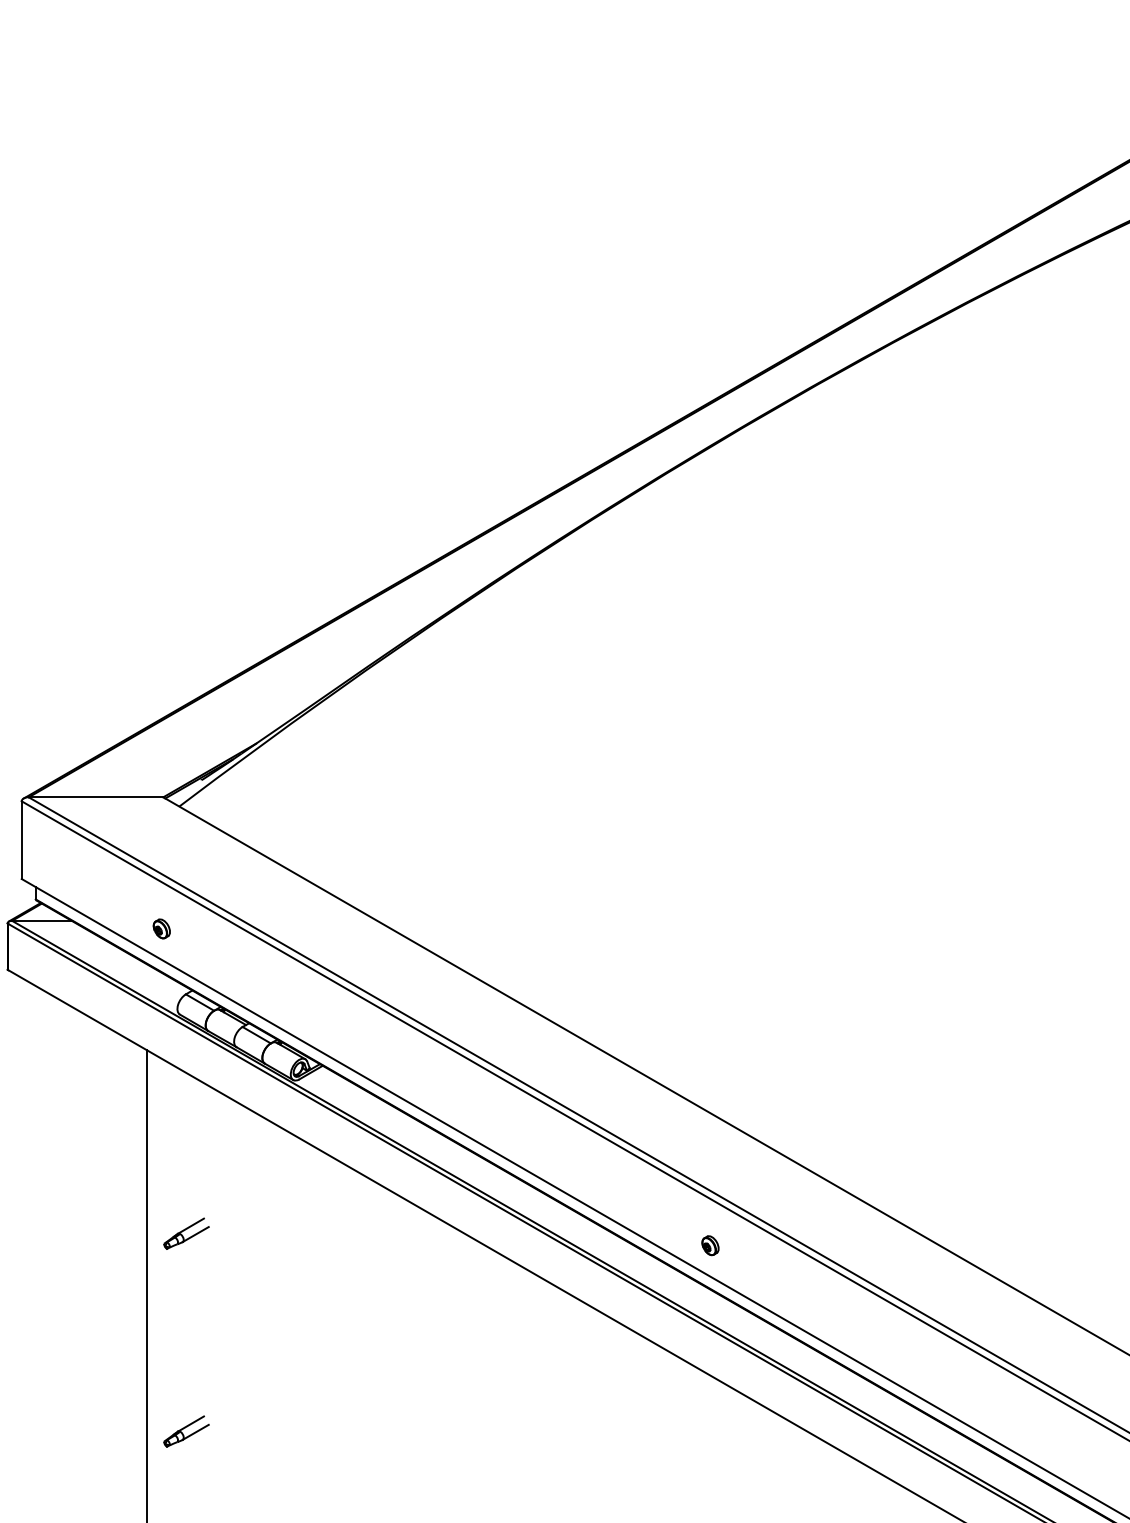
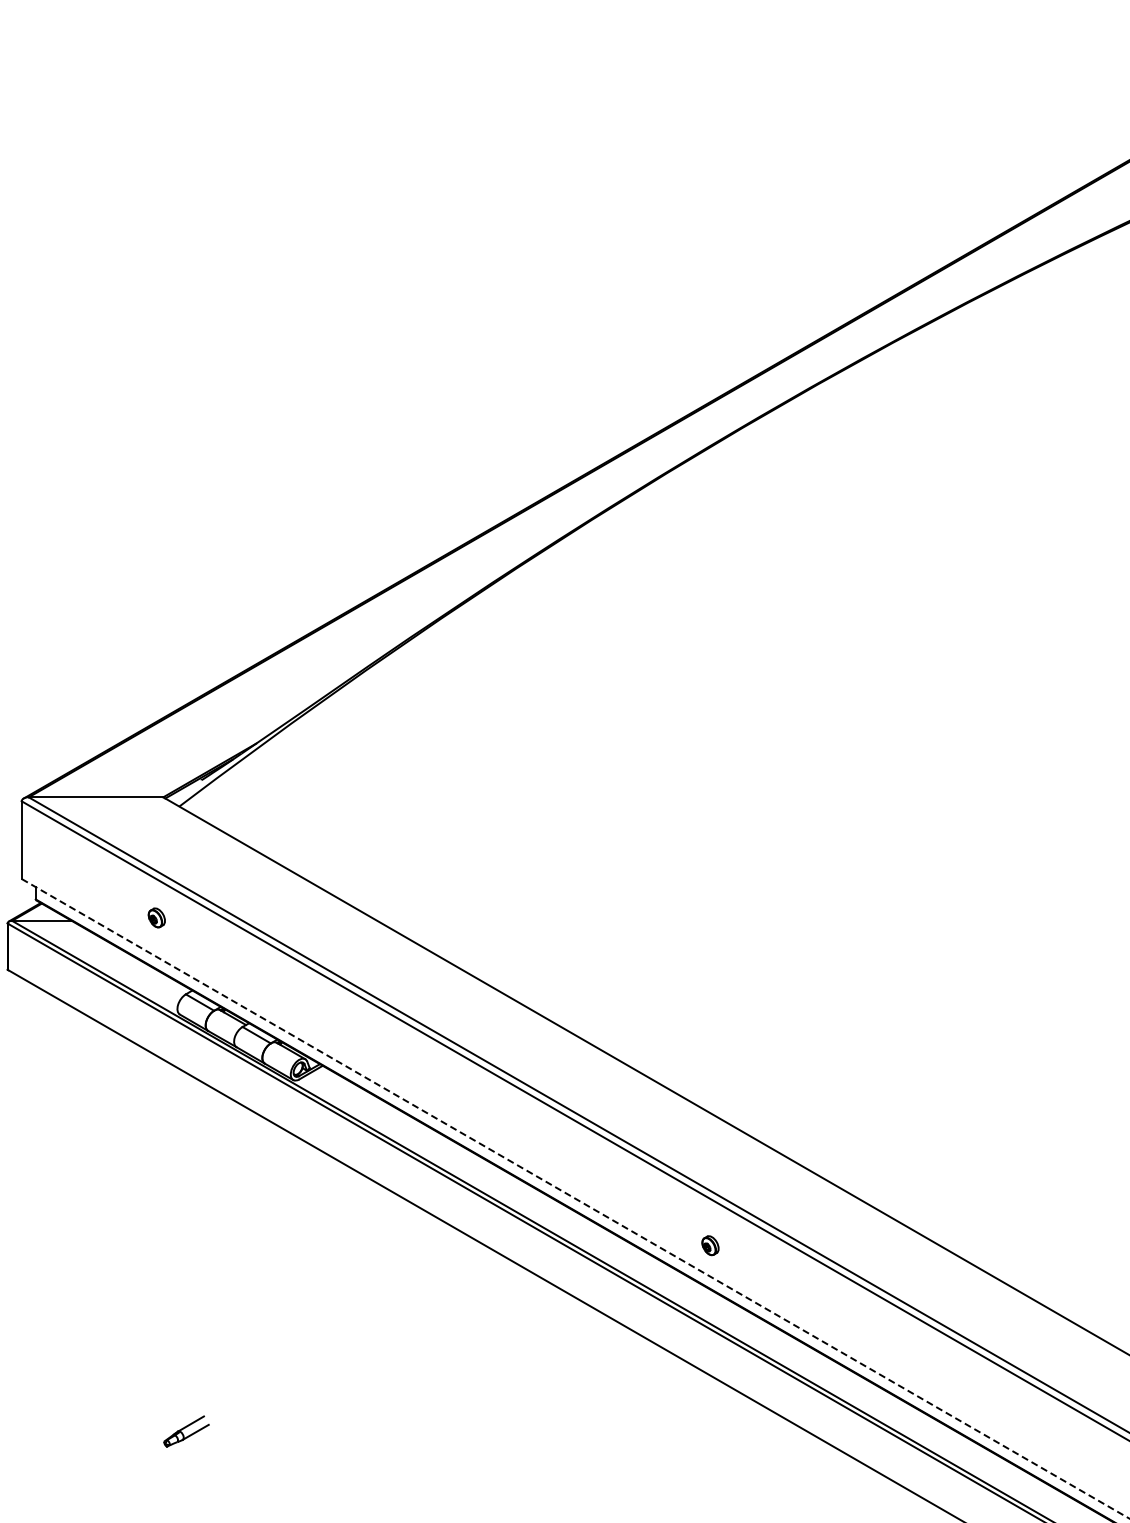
part position: (161, 928) -> (156, 917) (156, 917)
line: solid -> dashed (575, 1198)
part: present -> none (186, 1233)
line: present -> none (146, 1284)
